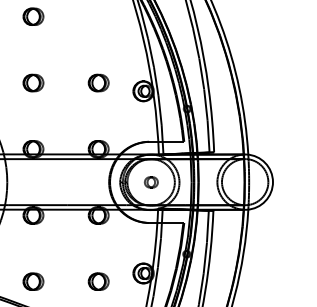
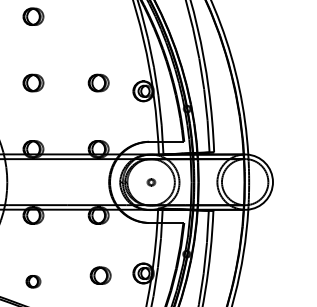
part size: 15x13 px -> 11x9 px (151, 182)
part size: 23x19 px -> 17x14 px (33, 281)
part position: (98, 281) -> (100, 275) (100, 275)
